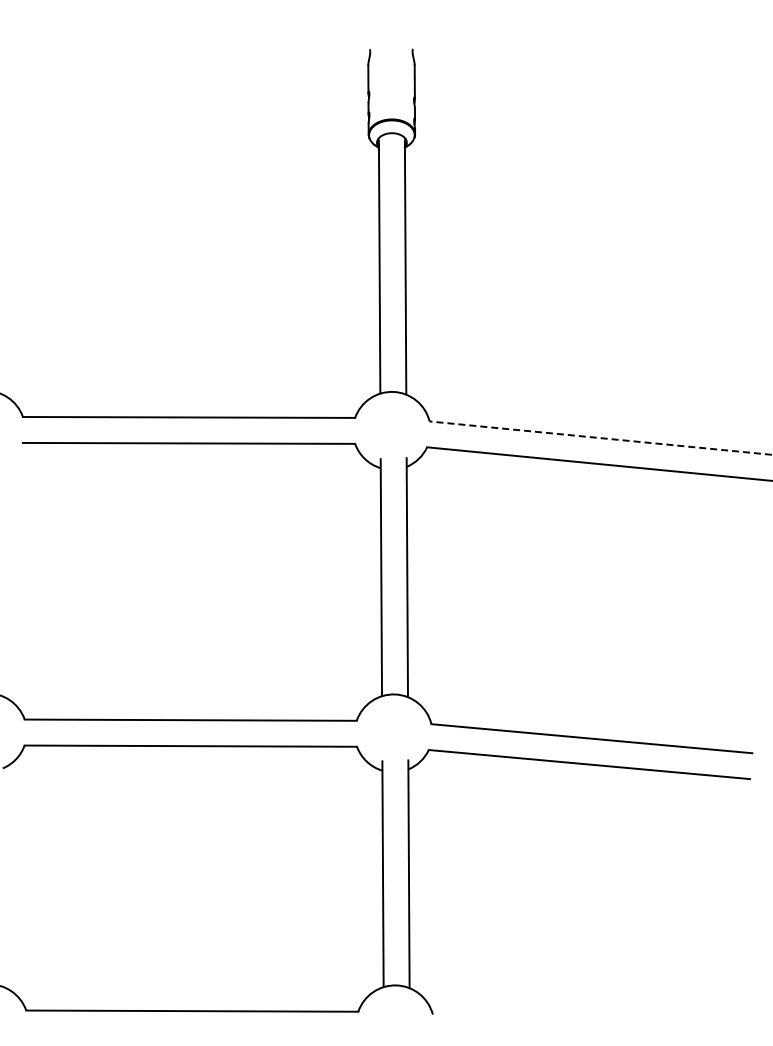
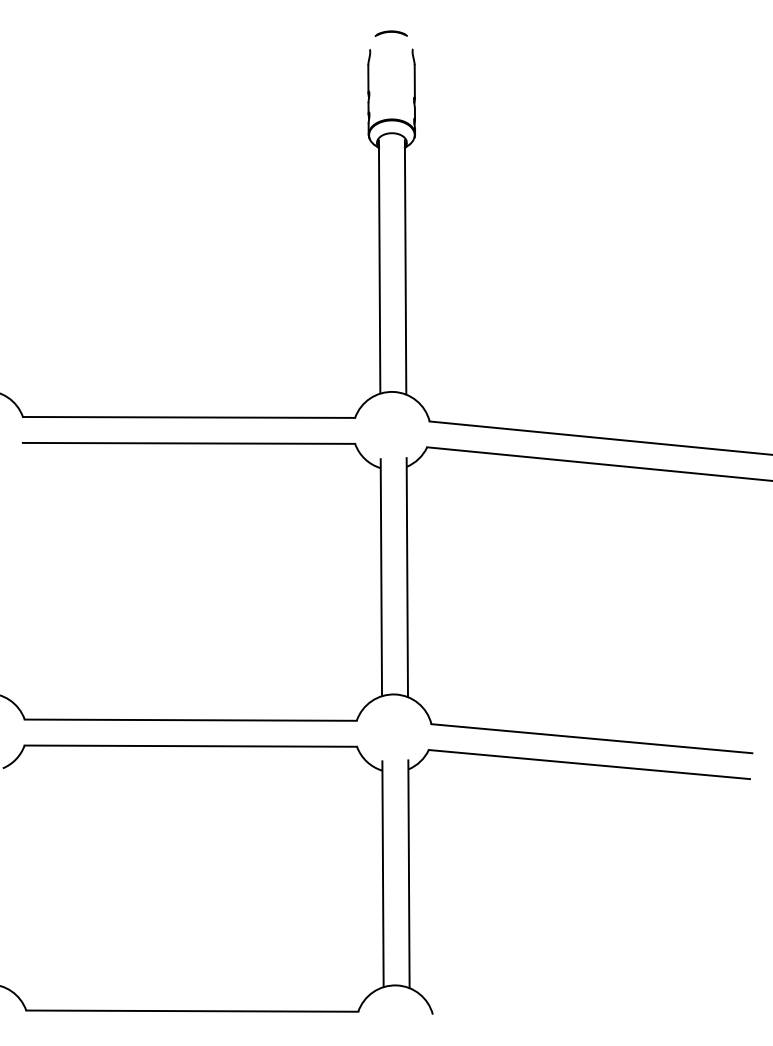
part: none -> present (390, 33)
line: dashed -> solid (600, 438)
